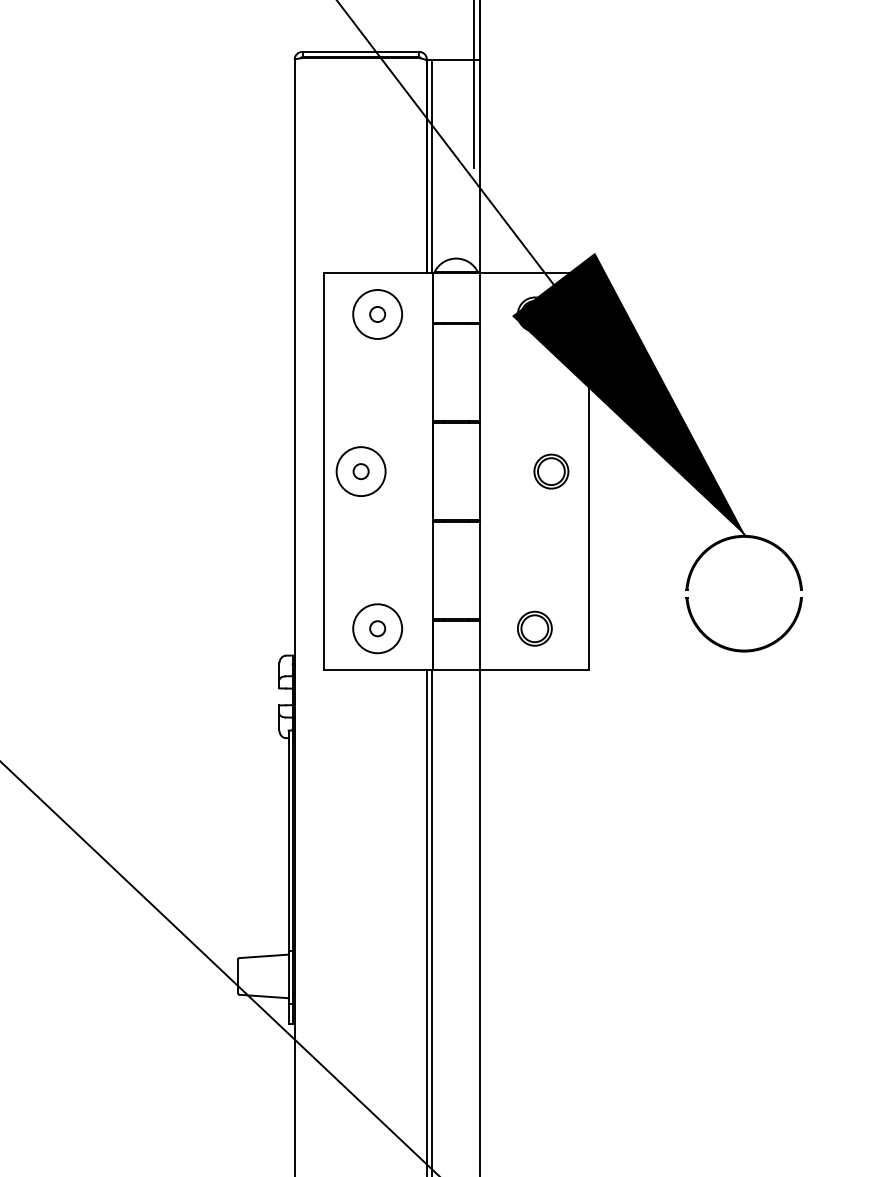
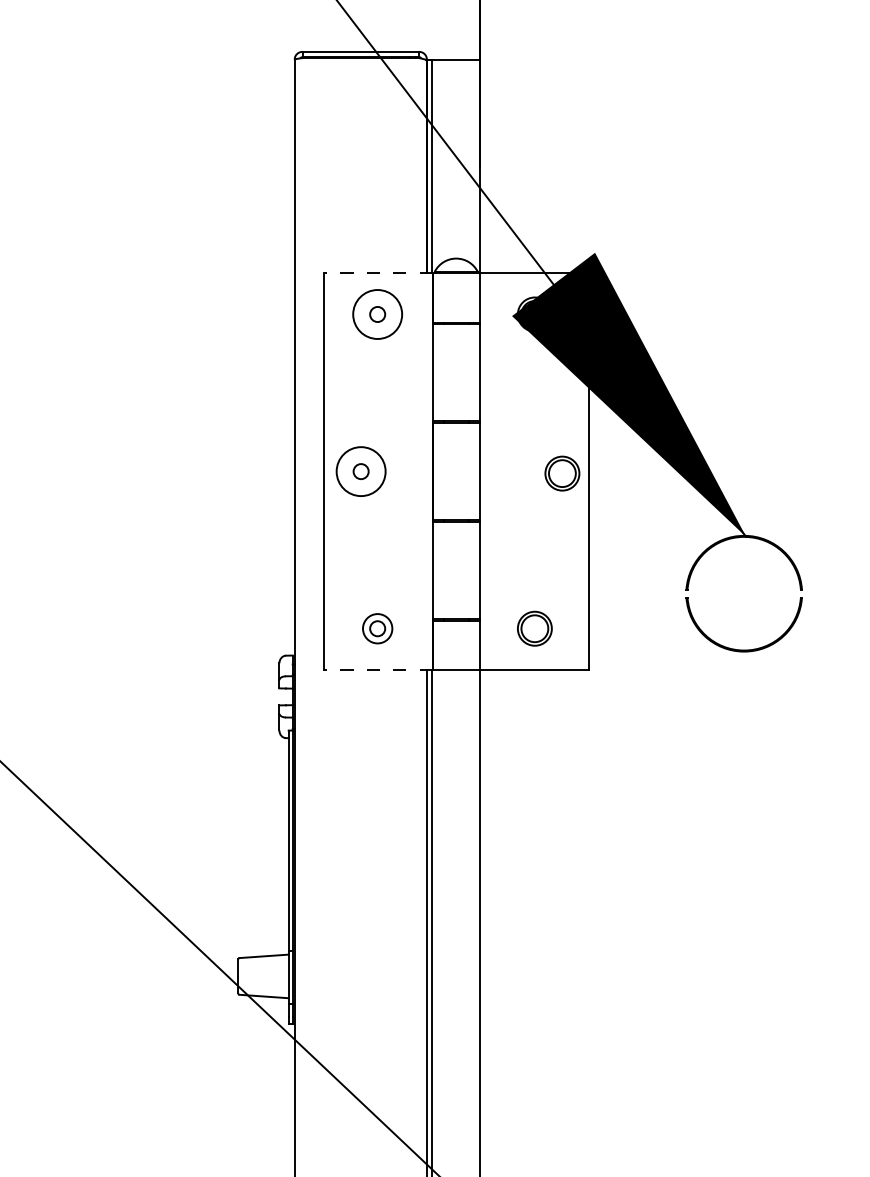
line: present -> none (474, 84)
line: solid -> dashed (377, 273)
part position: (551, 471) -> (562, 473) (562, 473)
circle diameter: 49 px -> 29 px (377, 628)
line: solid -> dashed (377, 670)
